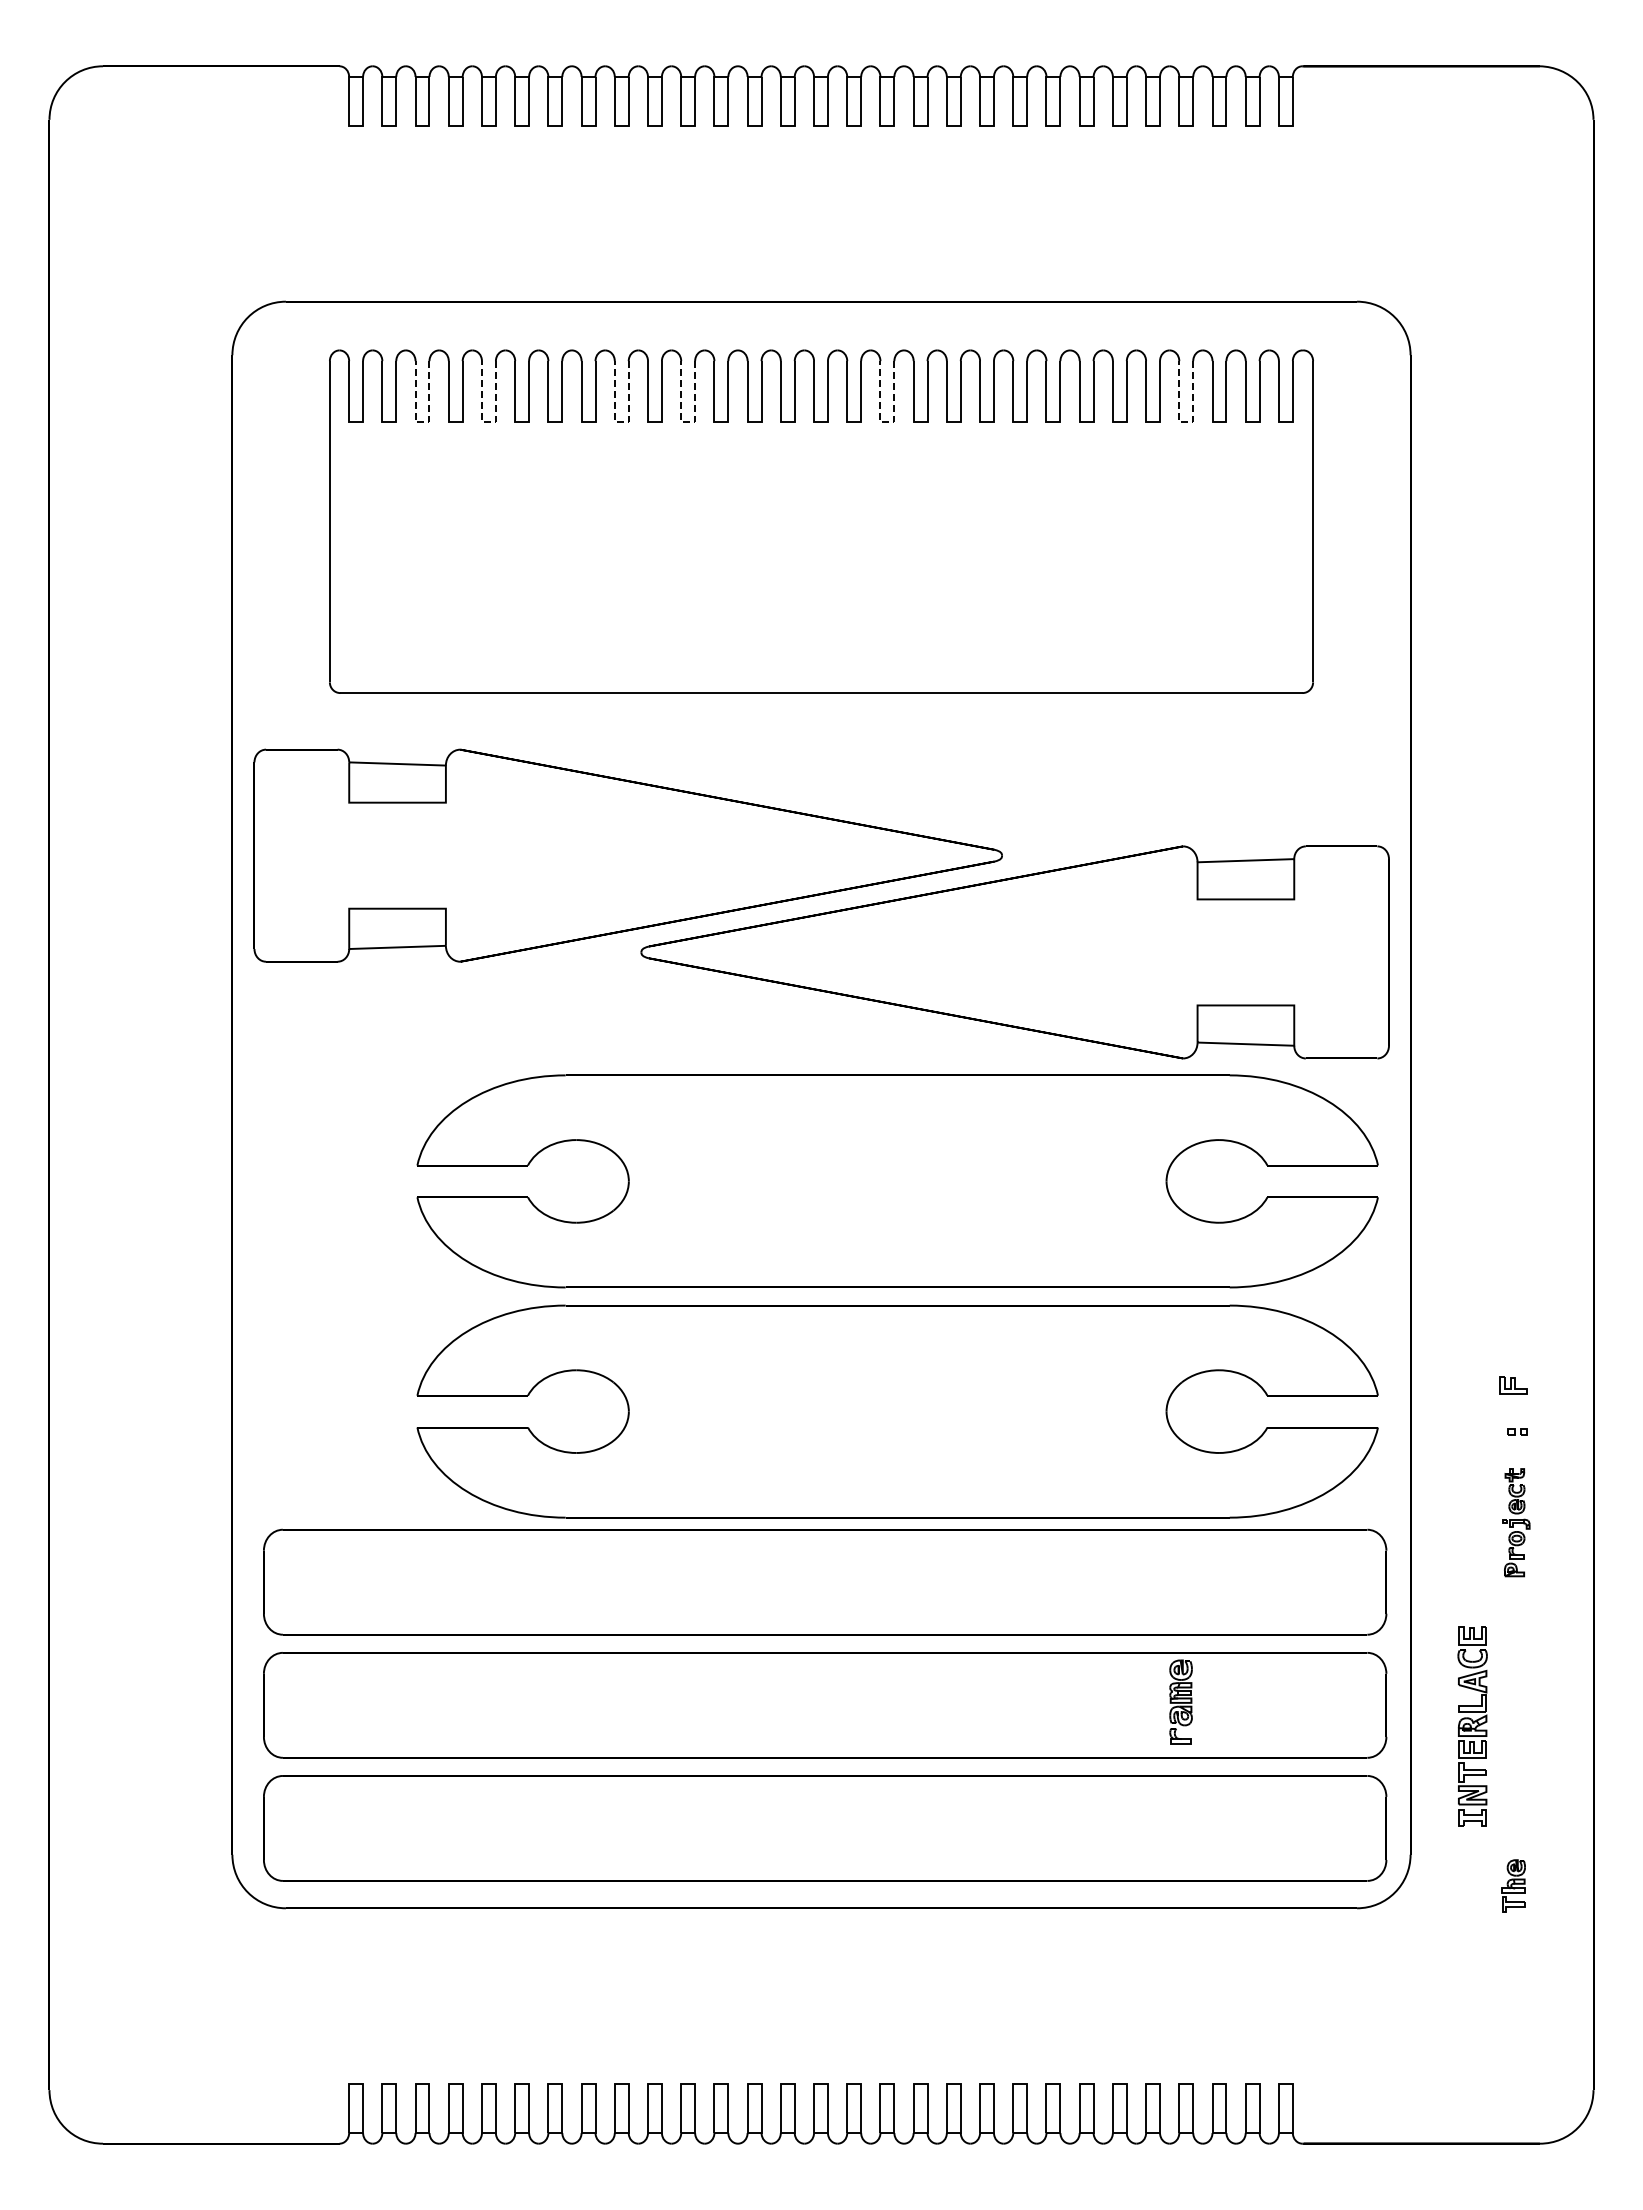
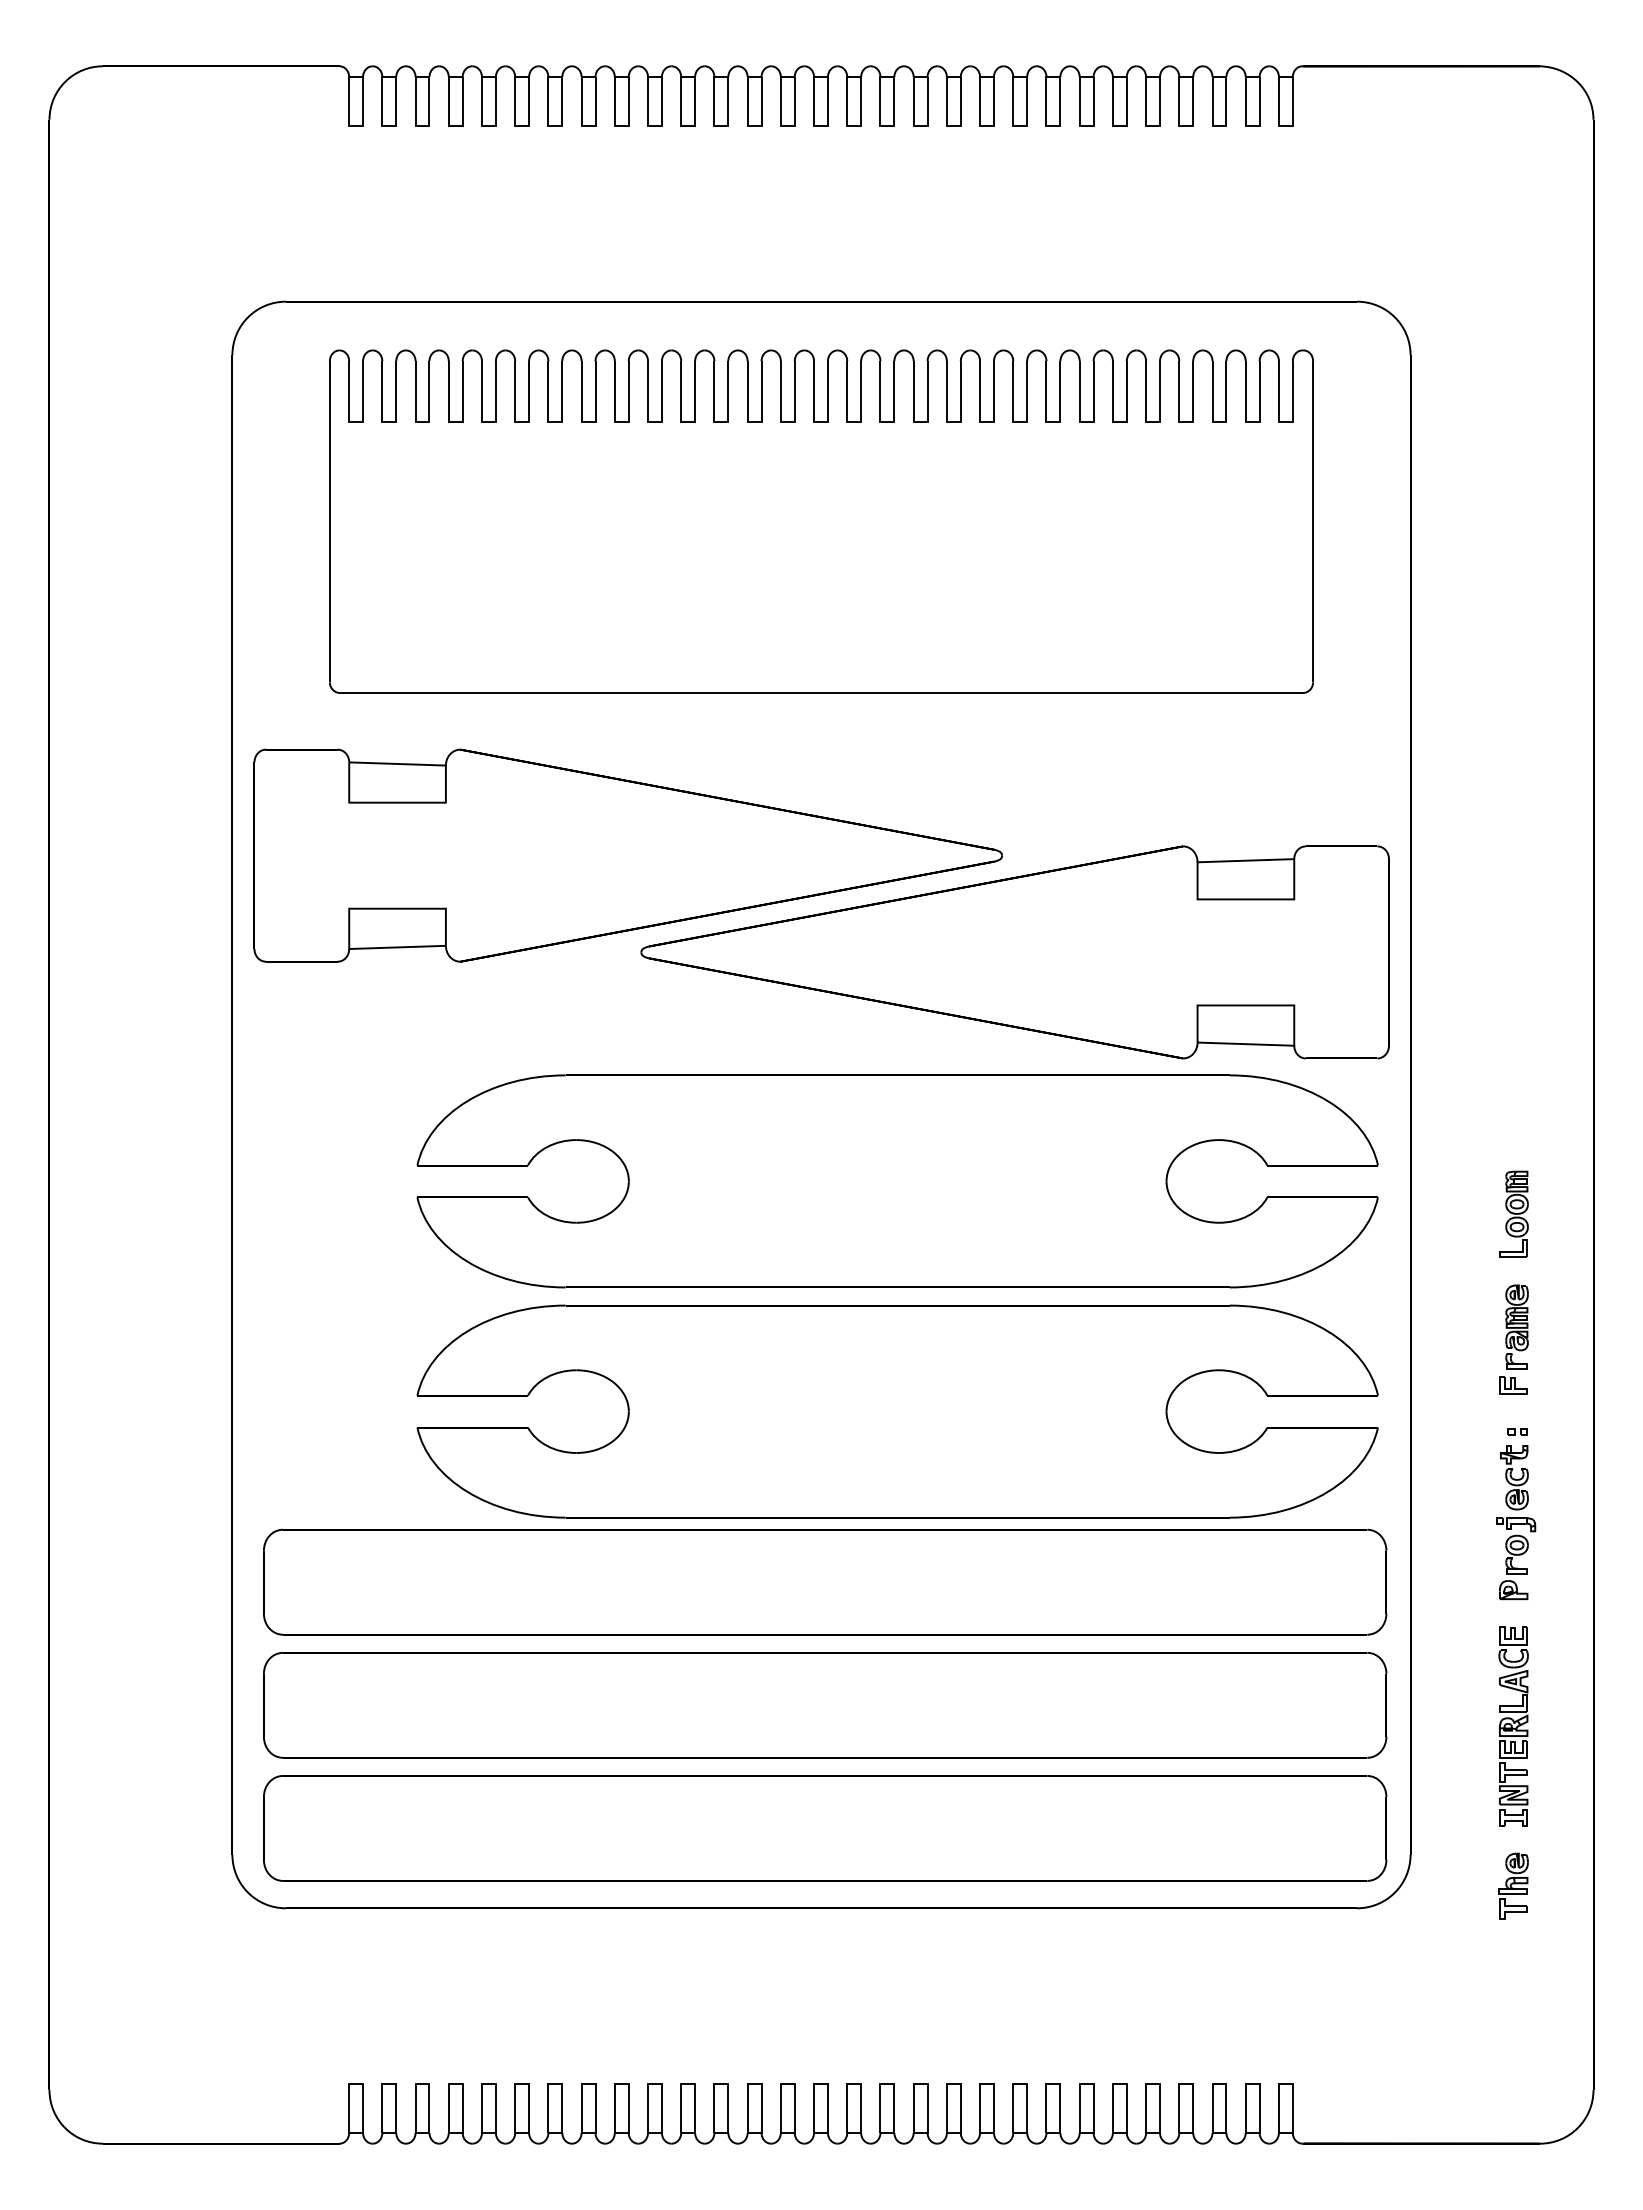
line: dashed -> solid (422, 422)
line: dashed -> solid (488, 422)
line: dashed -> solid (621, 422)
line: dashed -> solid (688, 422)
line: dashed -> solid (887, 422)
line: dashed -> solid (1186, 422)
part: none -> present (1513, 1213)
part size: 29x110 px -> 41x156 px (1516, 1522)
part position: (1180, 1701) -> (1516, 1326) (1516, 1326)
part position: (1472, 1726) -> (1513, 1726) (1513, 1726)
part size: 25x54 px -> 31x68 px (1513, 1885)
